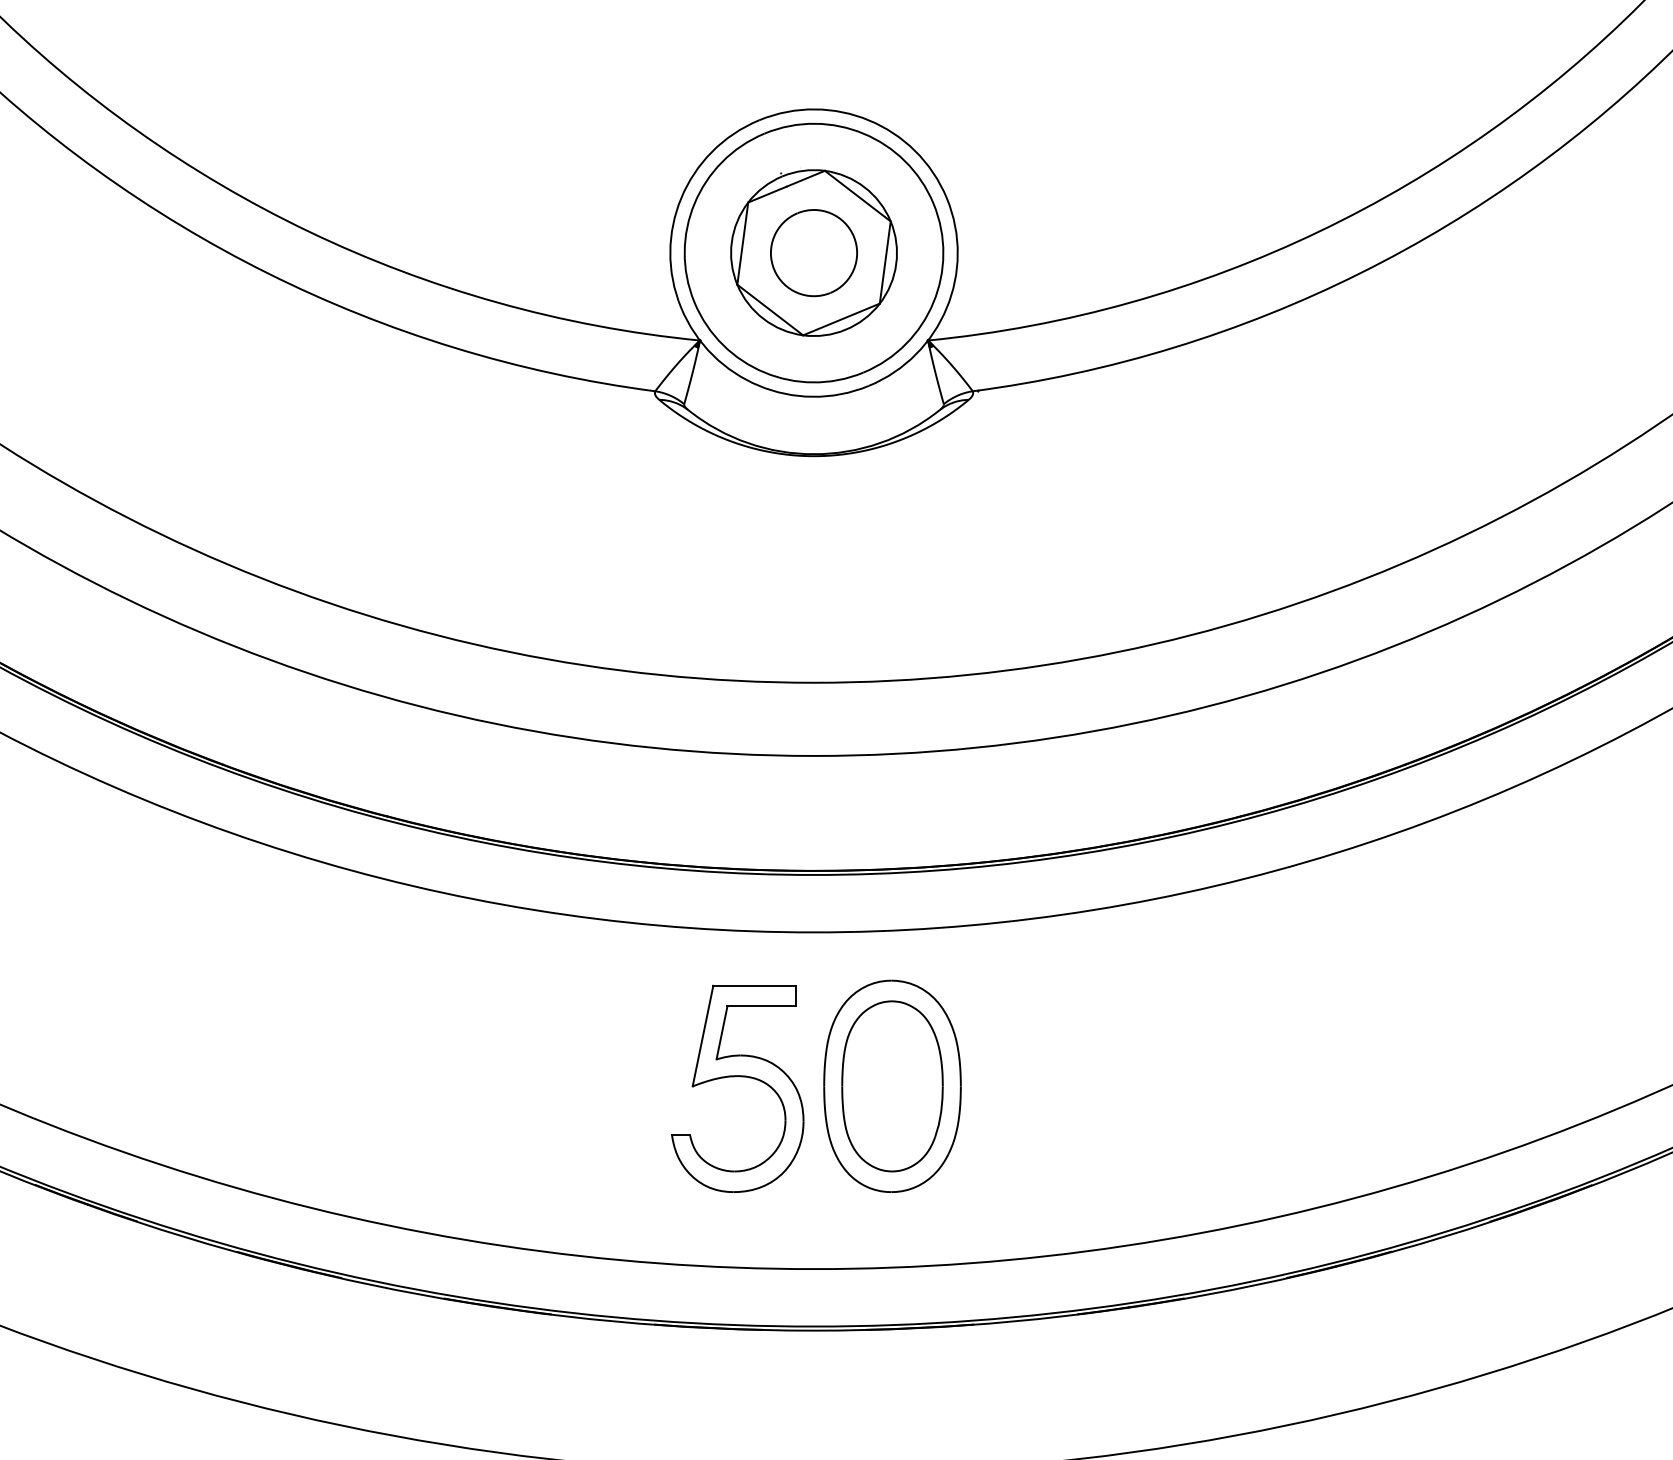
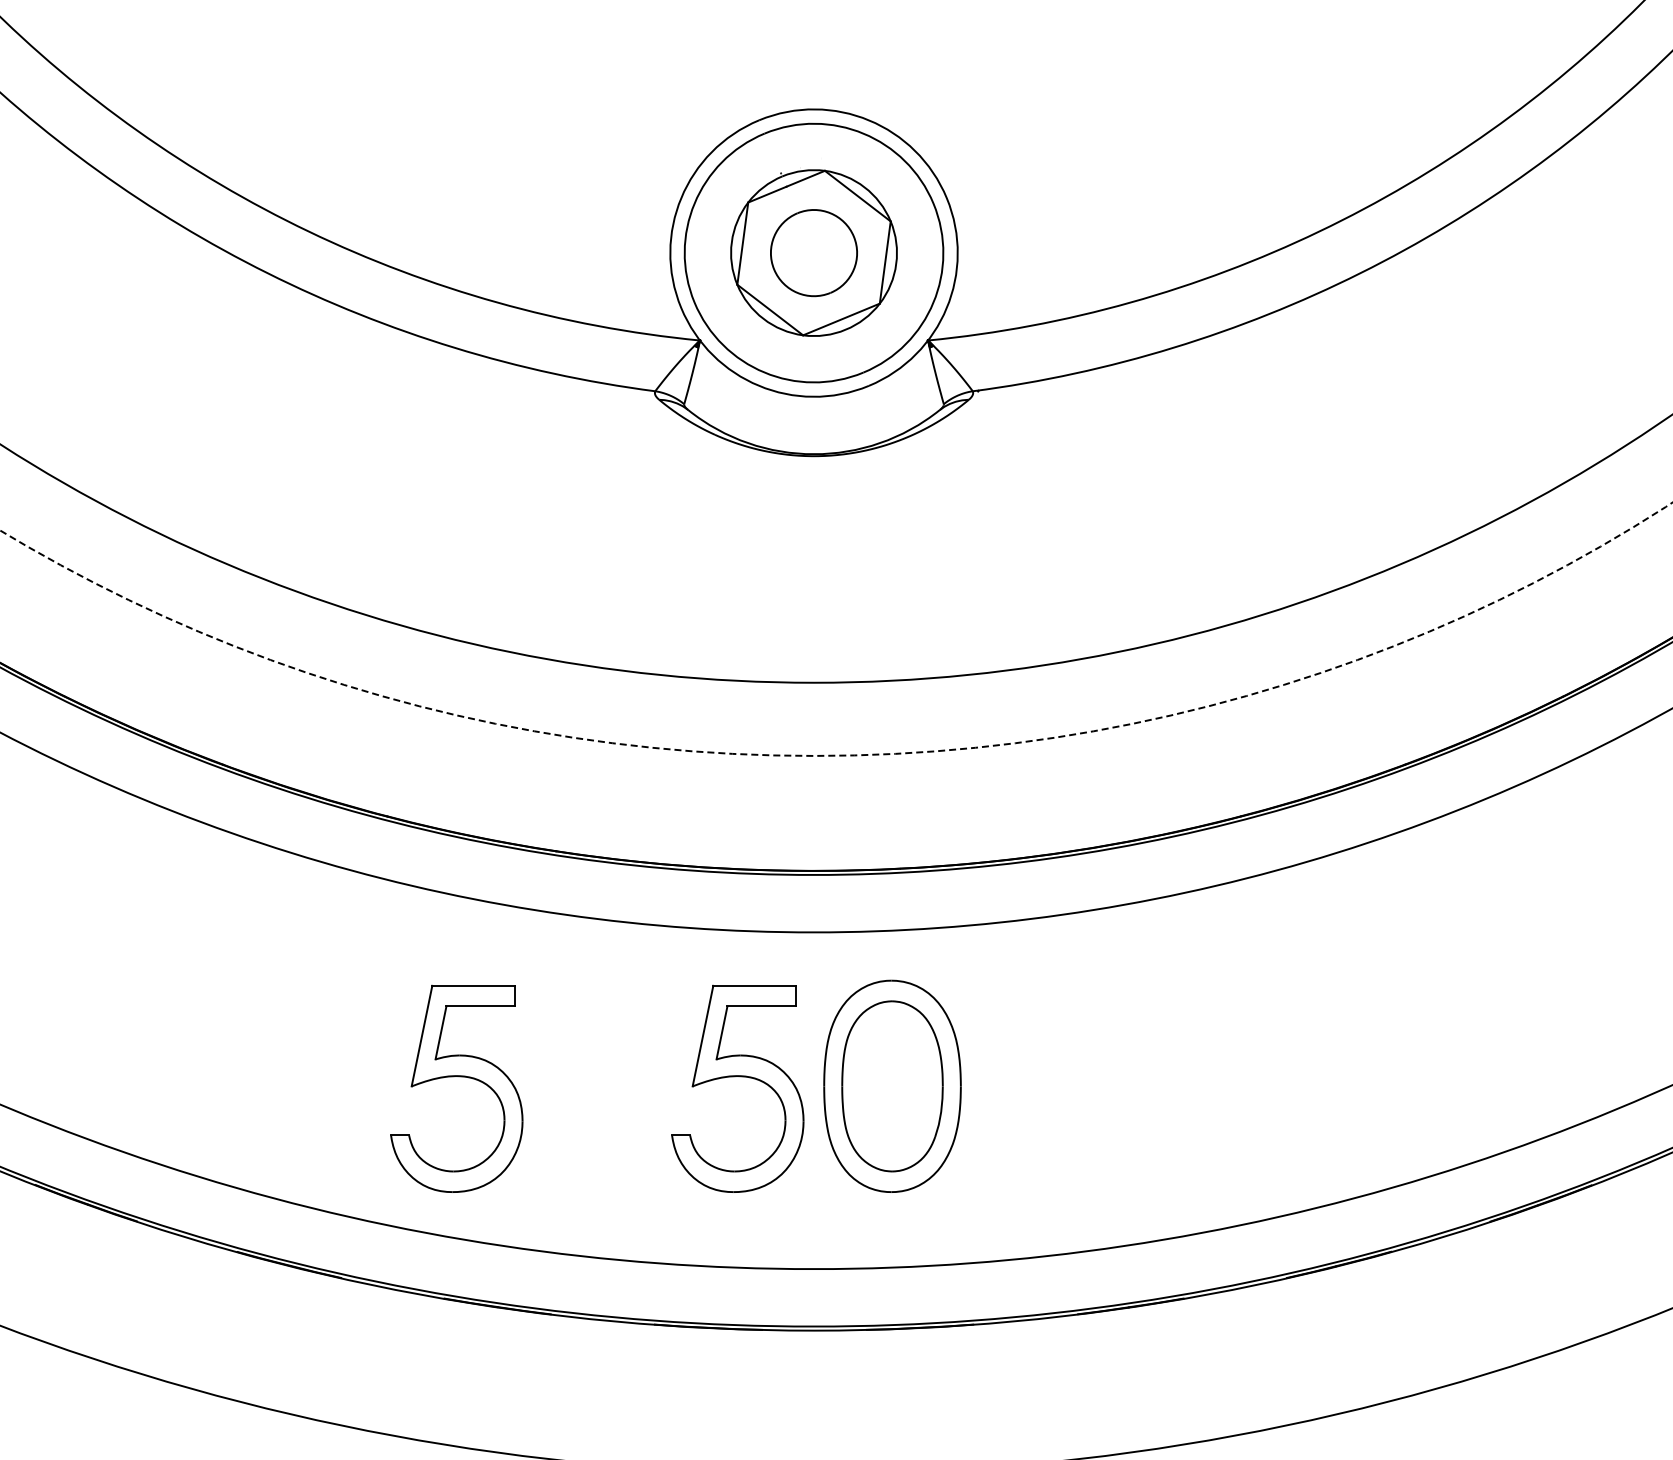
arc: solid -> dashed (841, 755)
part: none -> present (454, 1077)
